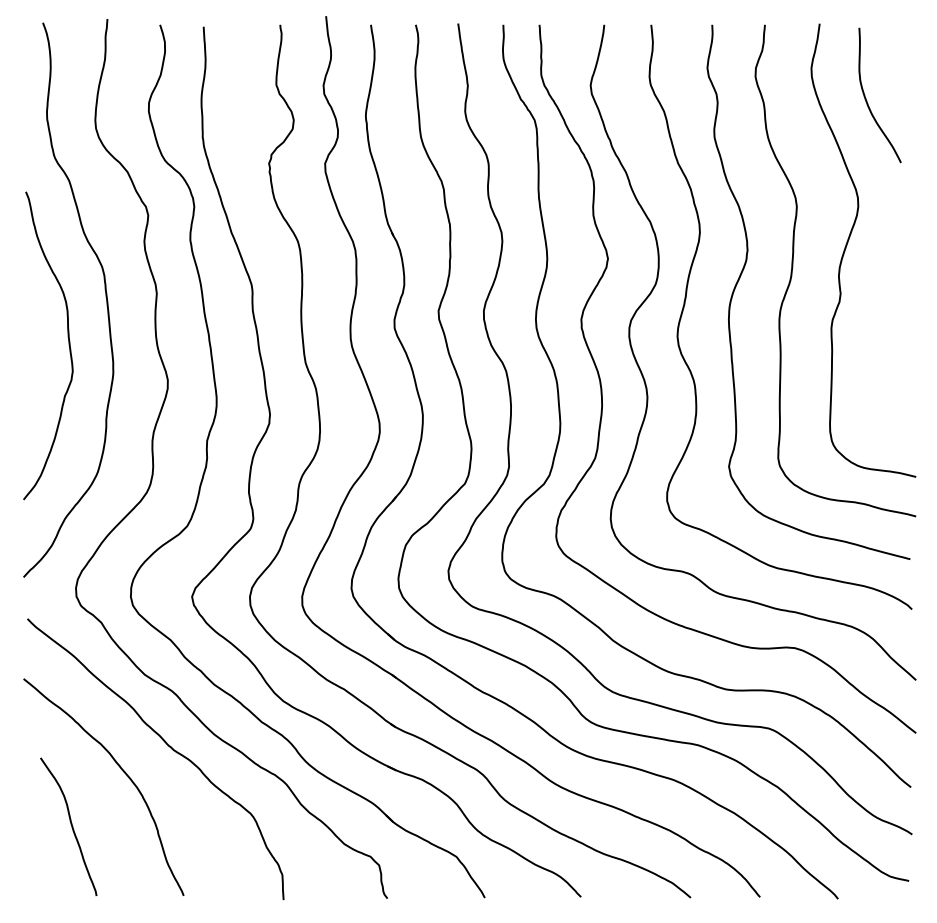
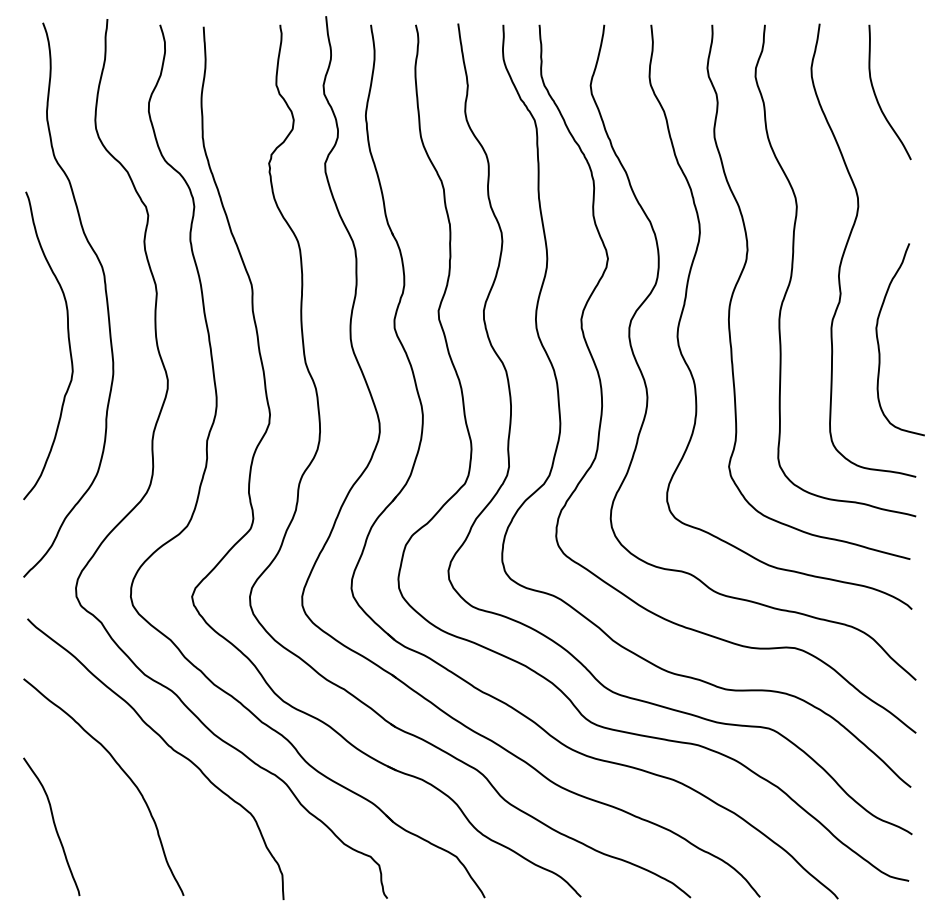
curve position: (867, 100) -> (877, 97) (877, 97)
curve: none -> present (879, 343)
curve position: (70, 824) -> (53, 824) (53, 824)
